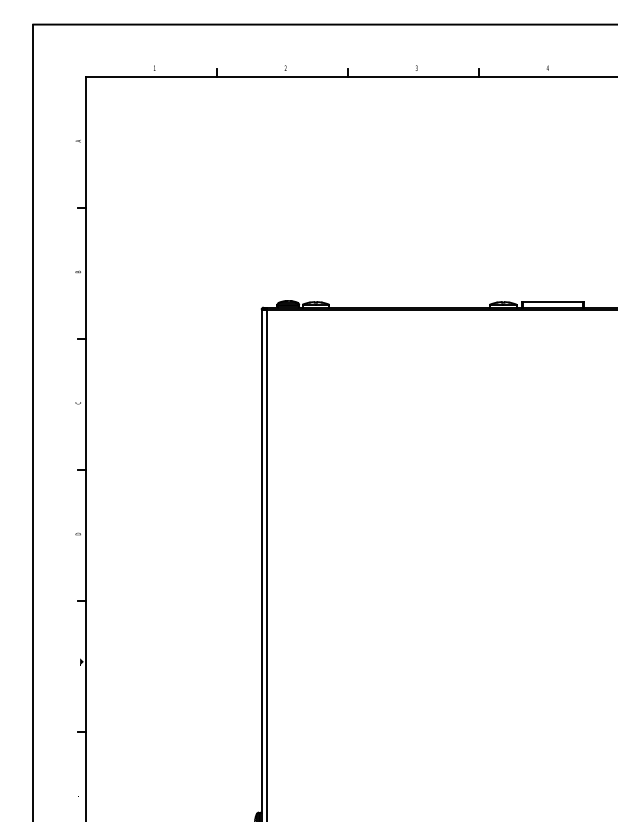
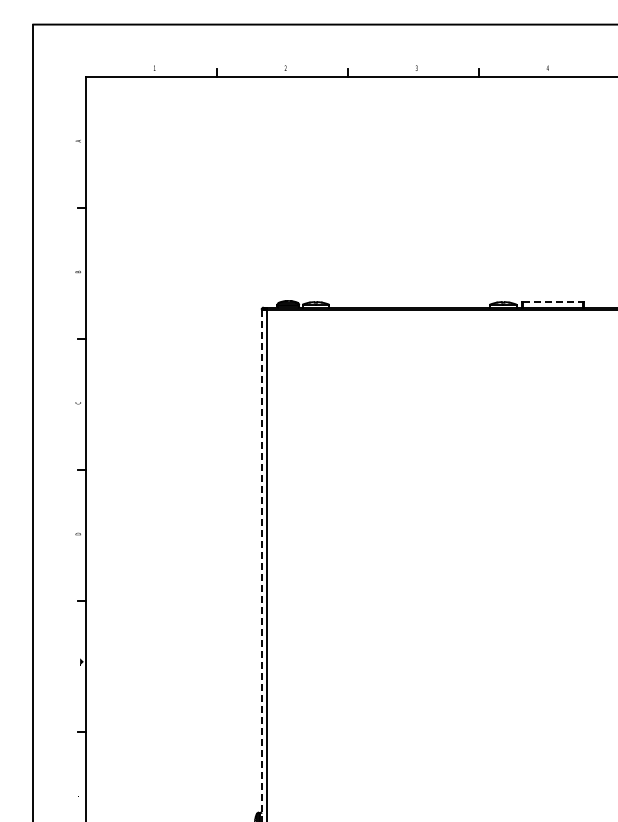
line: solid -> dashed (553, 301)
line: solid -> dashed (261, 565)
